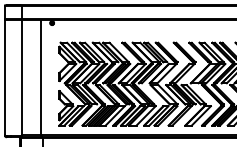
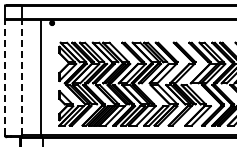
line: solid -> dashed (4, 77)
line: solid -> dashed (21, 77)
